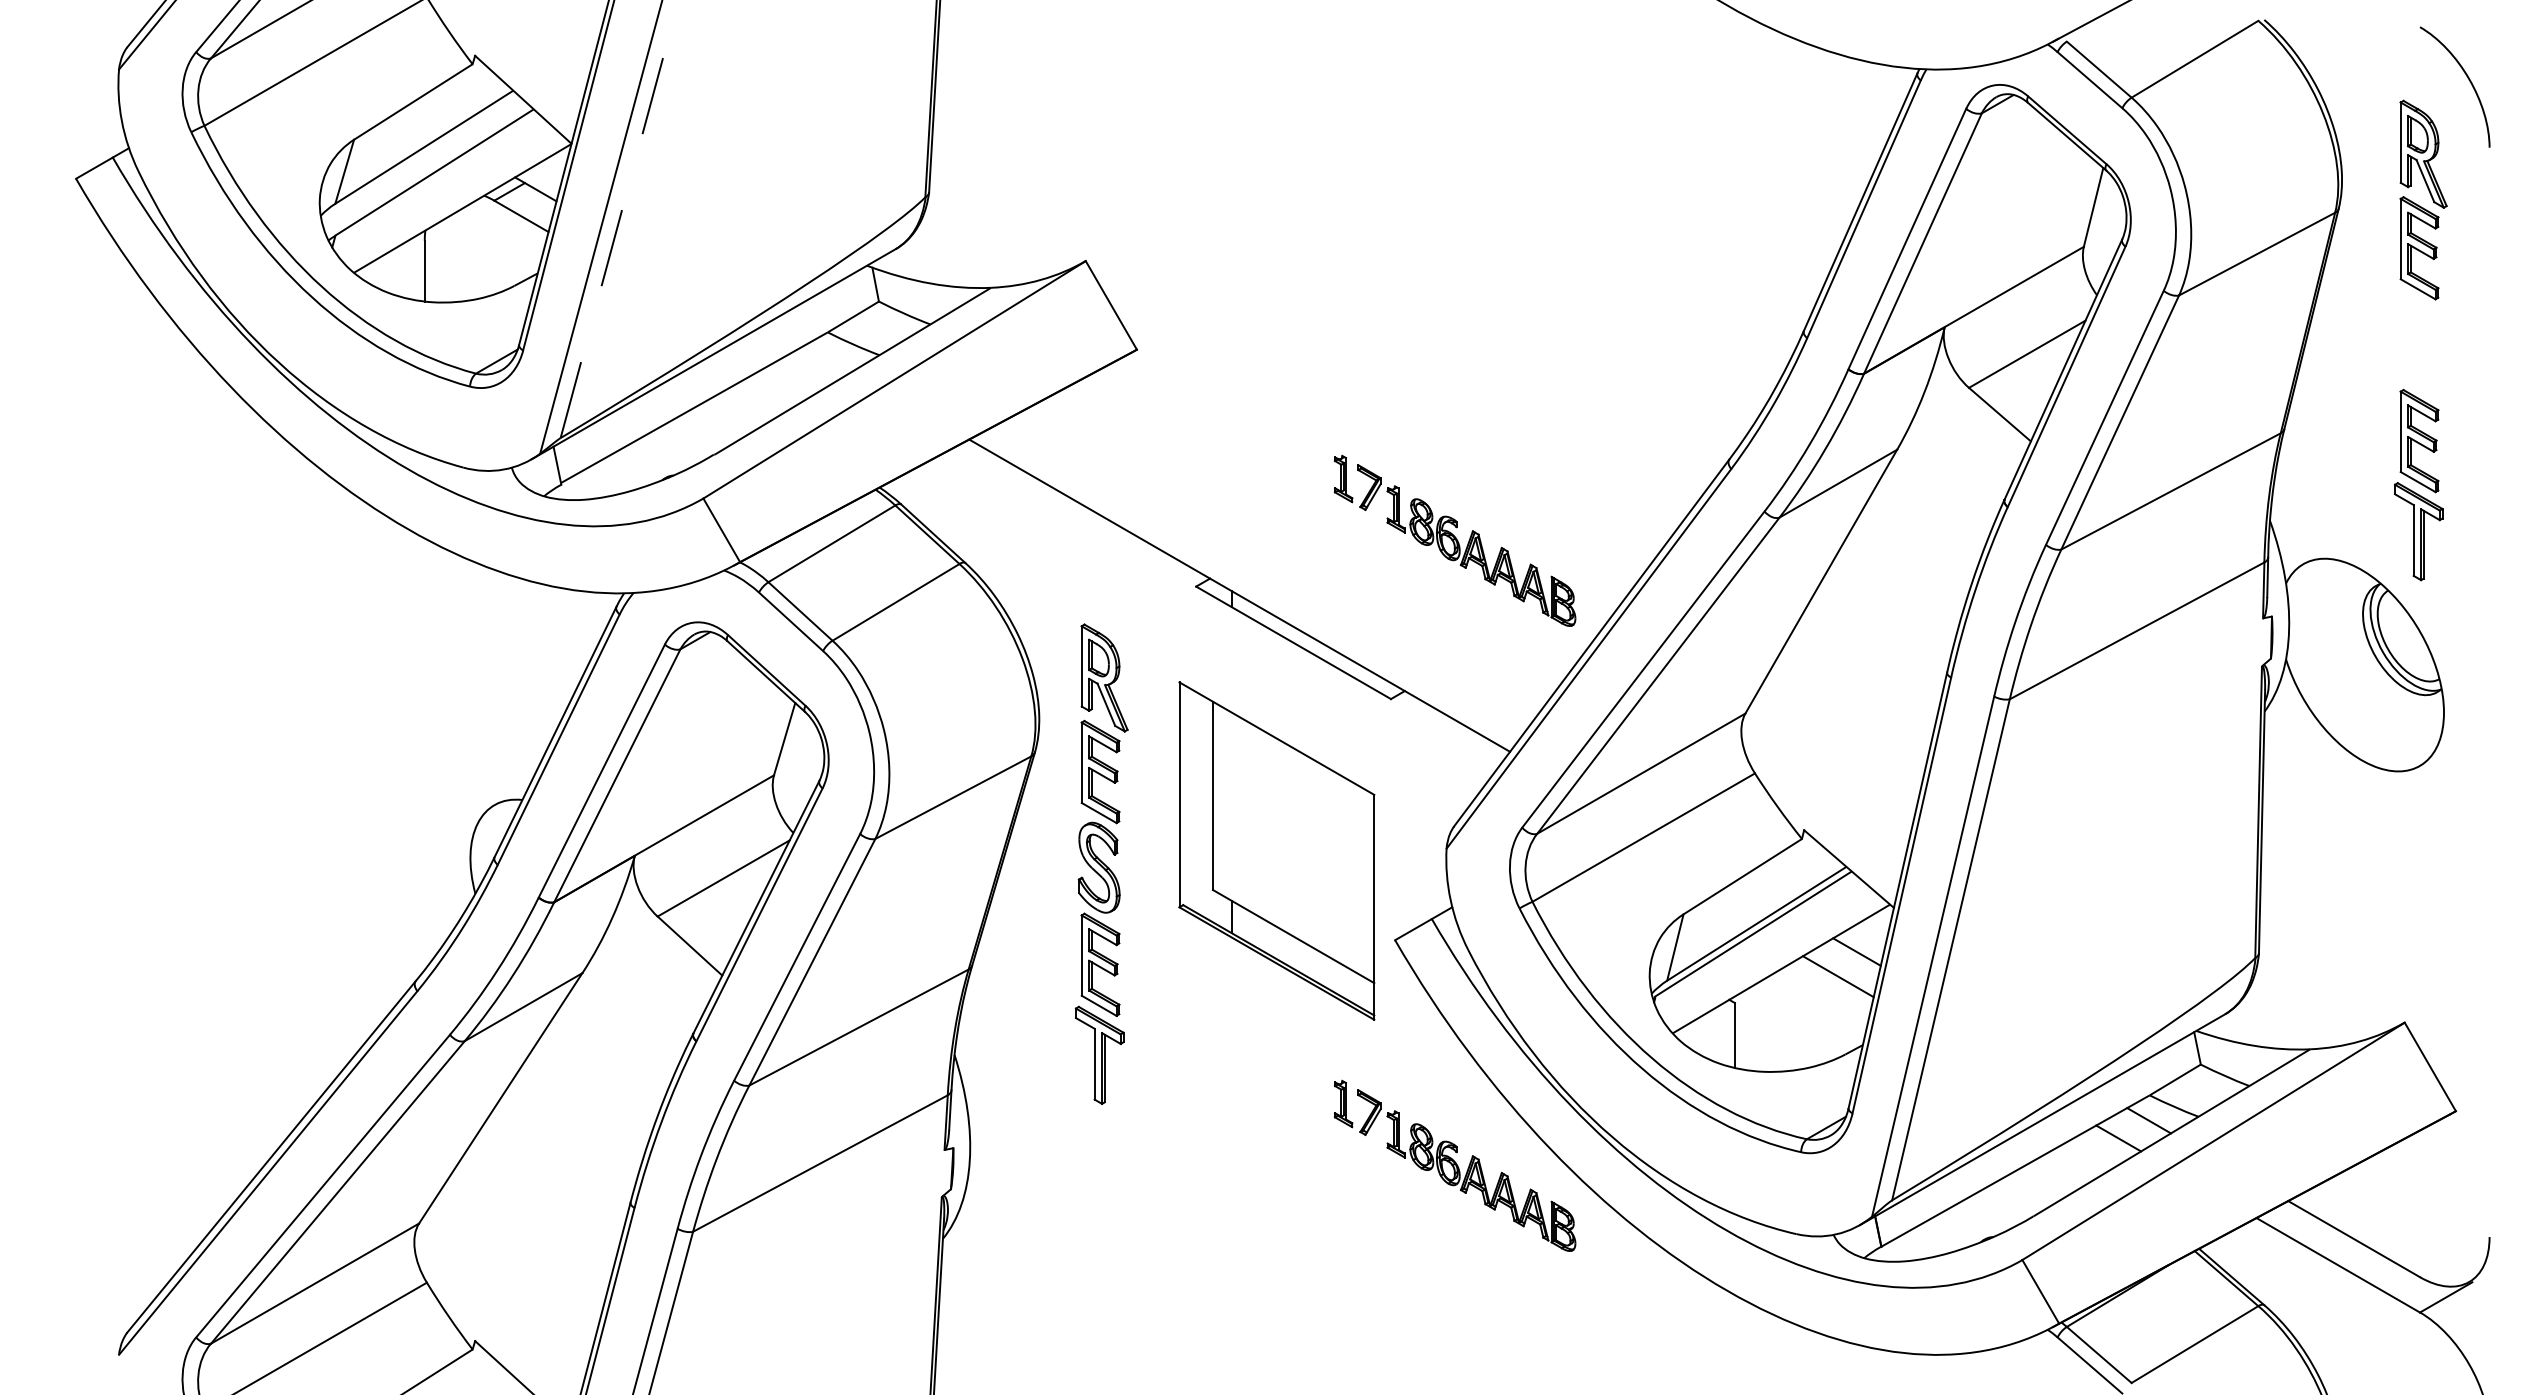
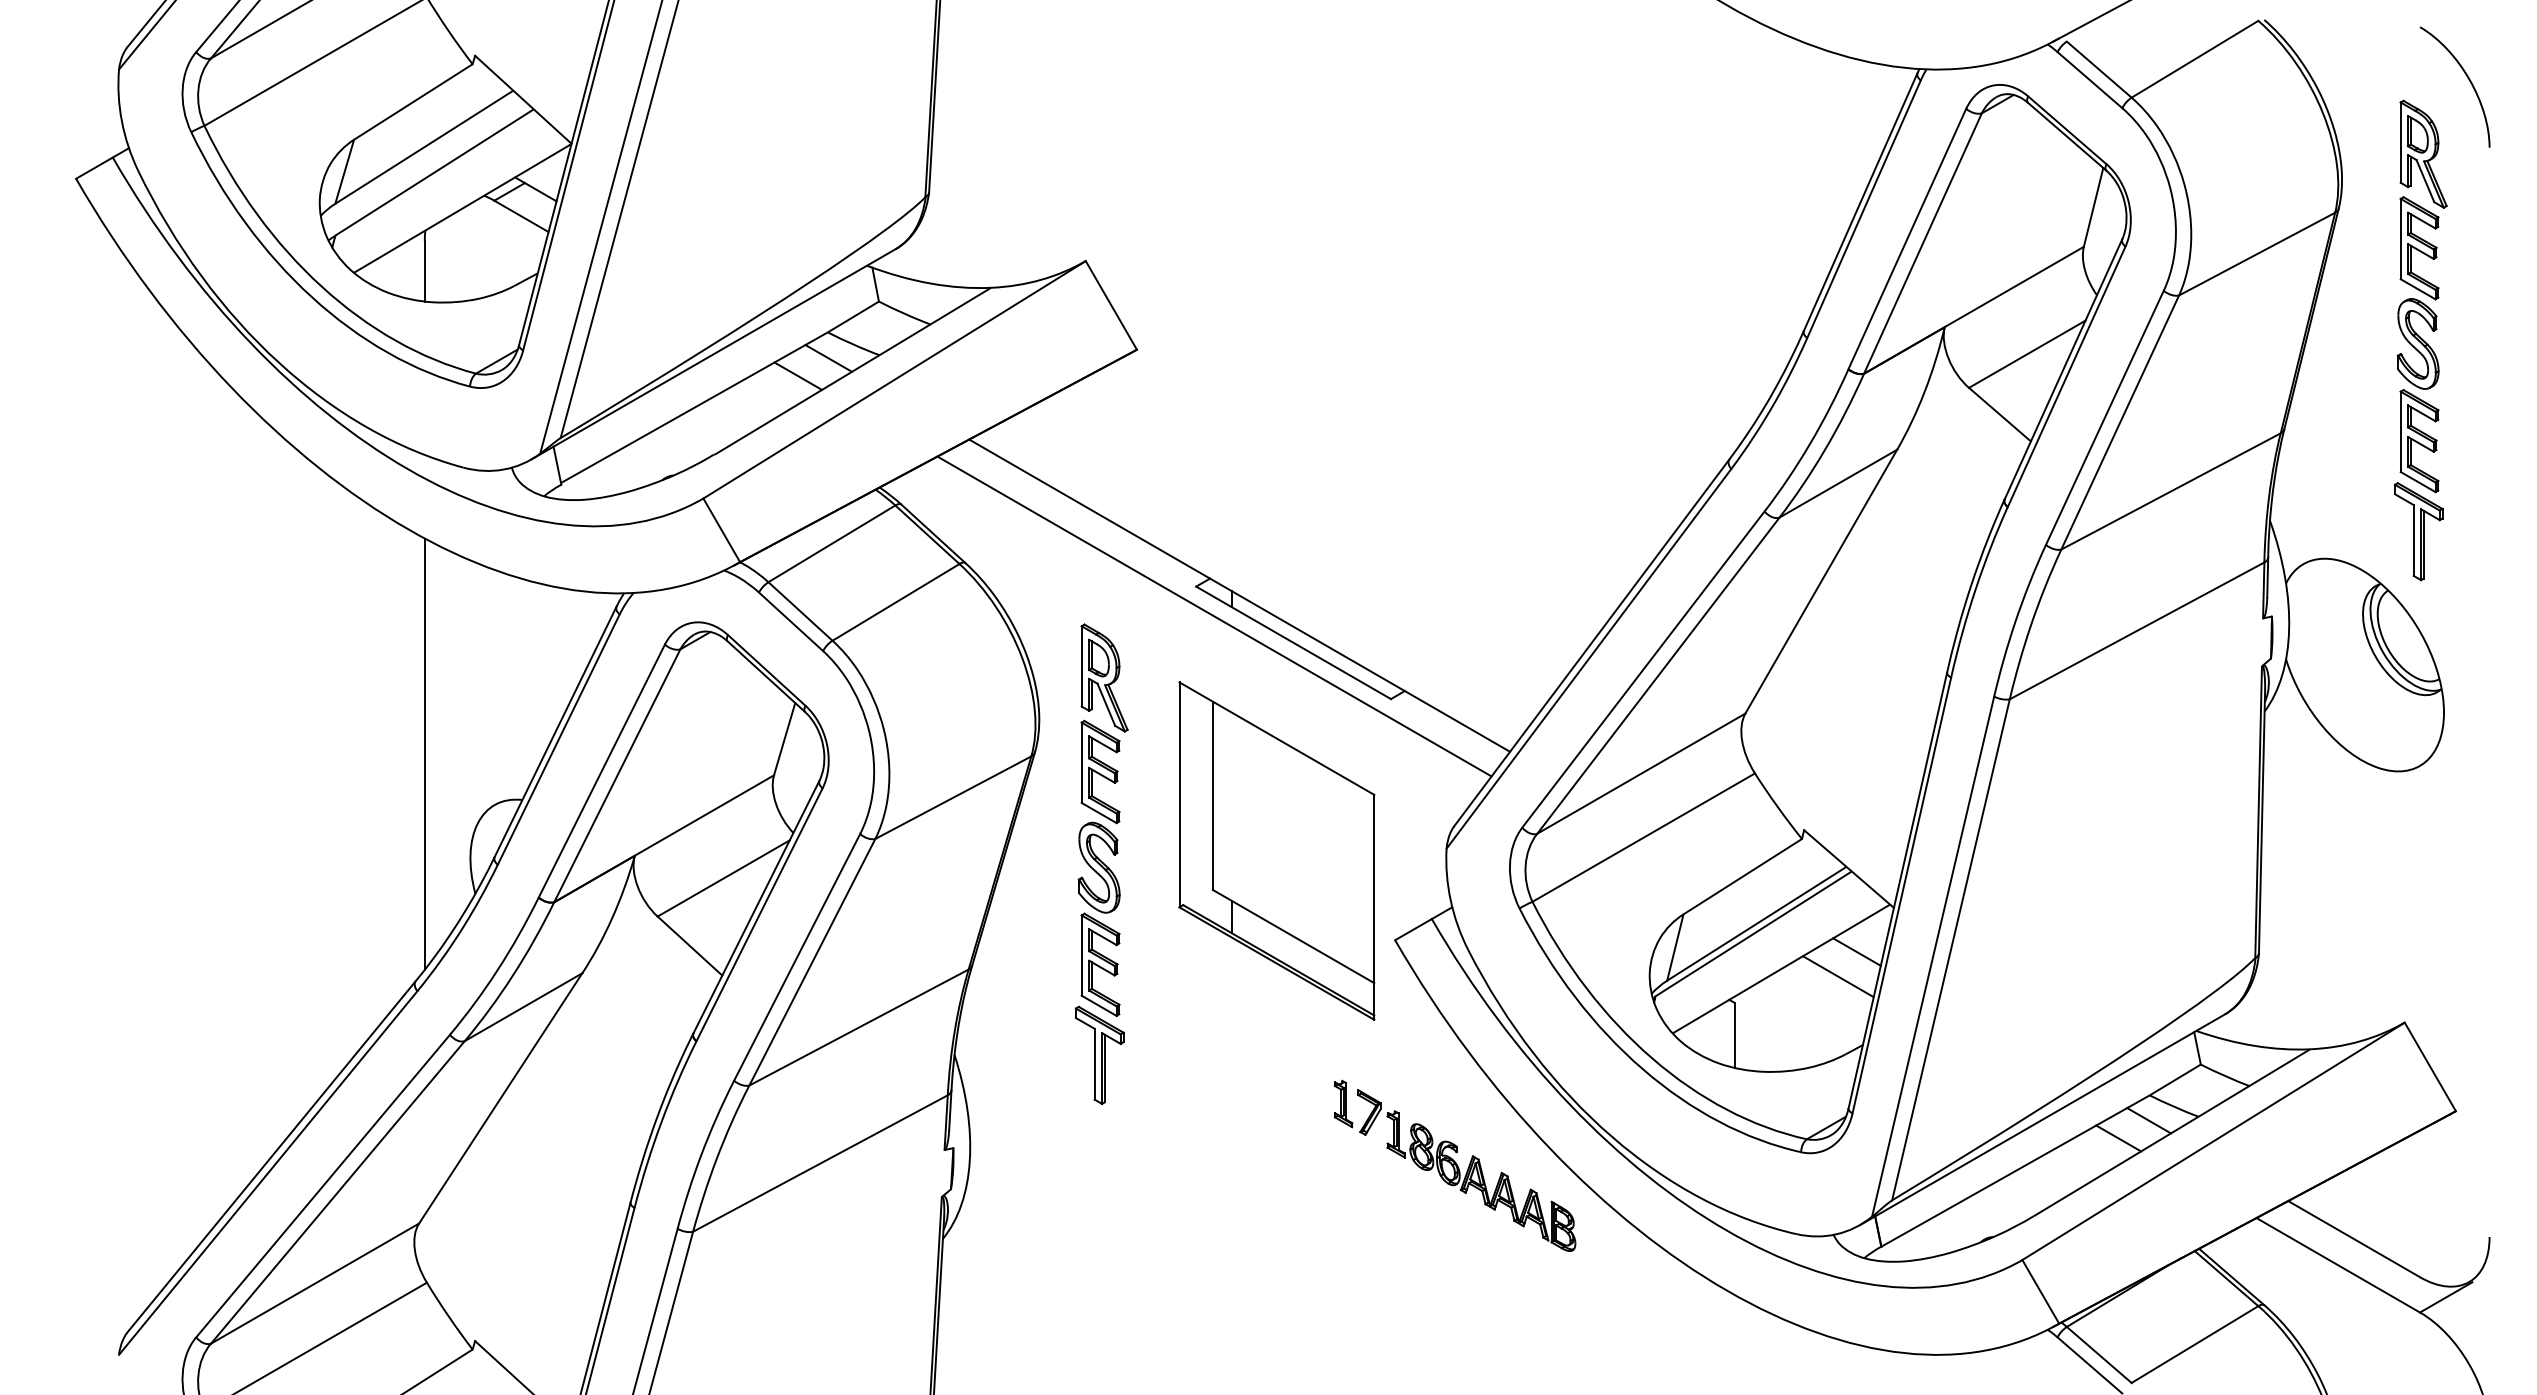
line: dashed -> solid (619, 219)
part: none -> present (2417, 343)
line: none -> present (828, 358)
line: none -> present (798, 375)
part: present -> none (1454, 540)
line: none -> present (1214, 616)
line: none -> present (424, 753)
